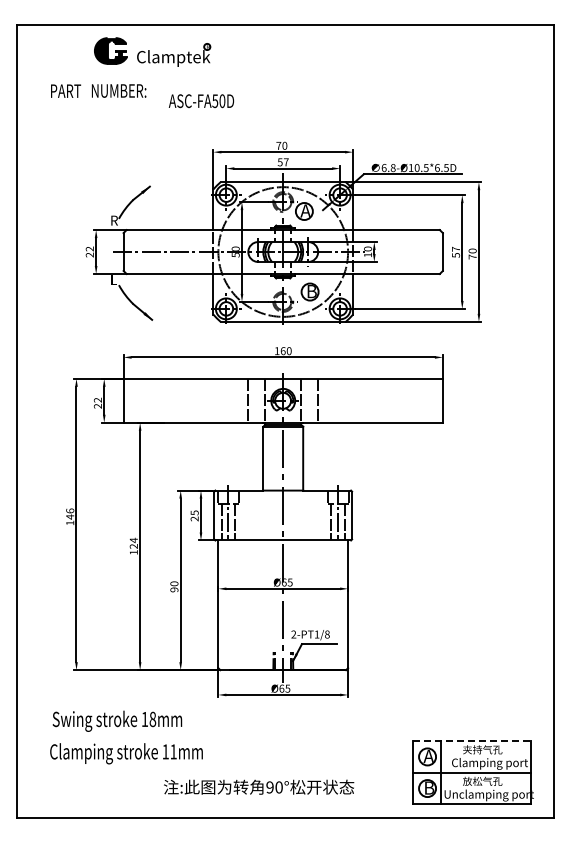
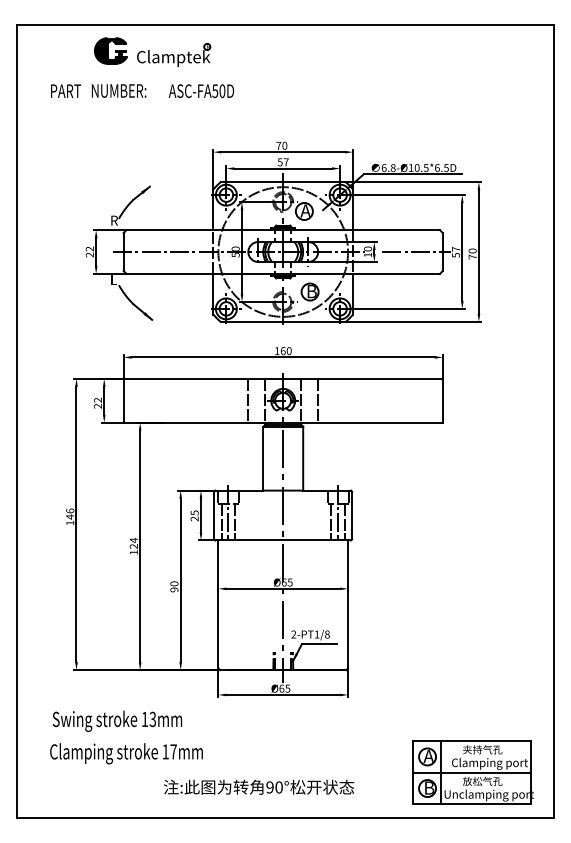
text position: (201, 101) -> (201, 91) (201, 91)
line: none -> present (416, 252)
text: 18mm -> 13mm (152, 719)
line: dashed -> solid (472, 740)
text: 11mm -> 17mm (173, 751)
